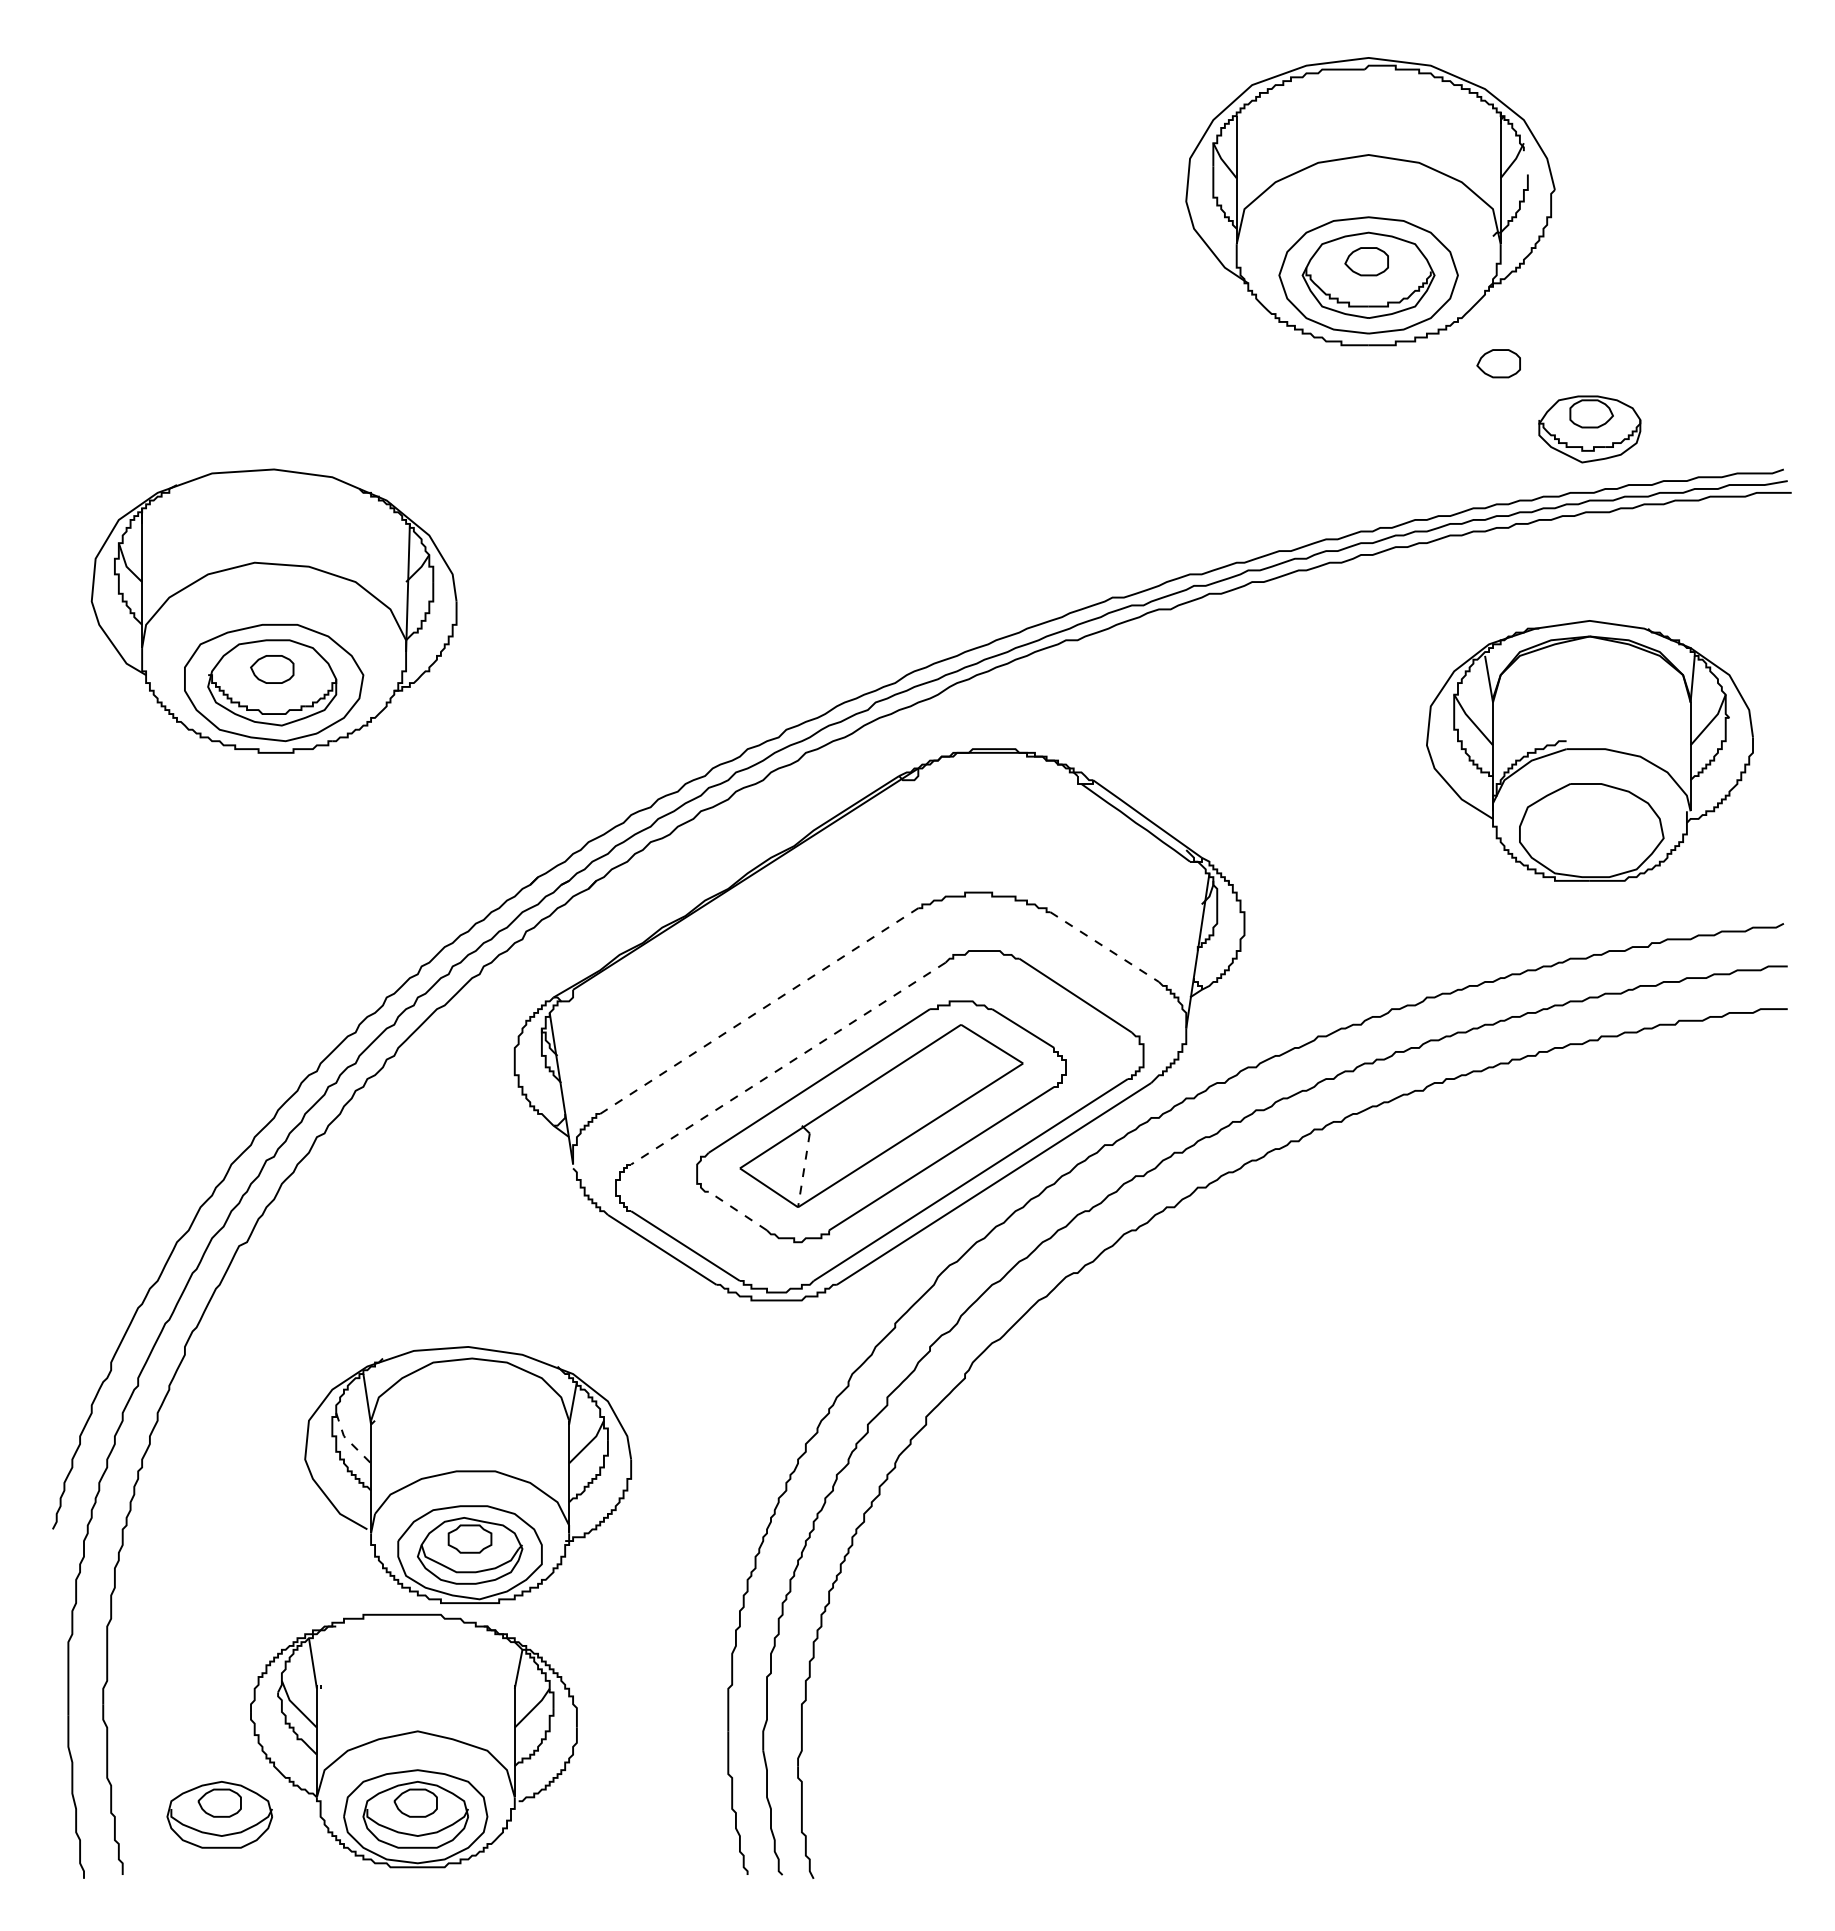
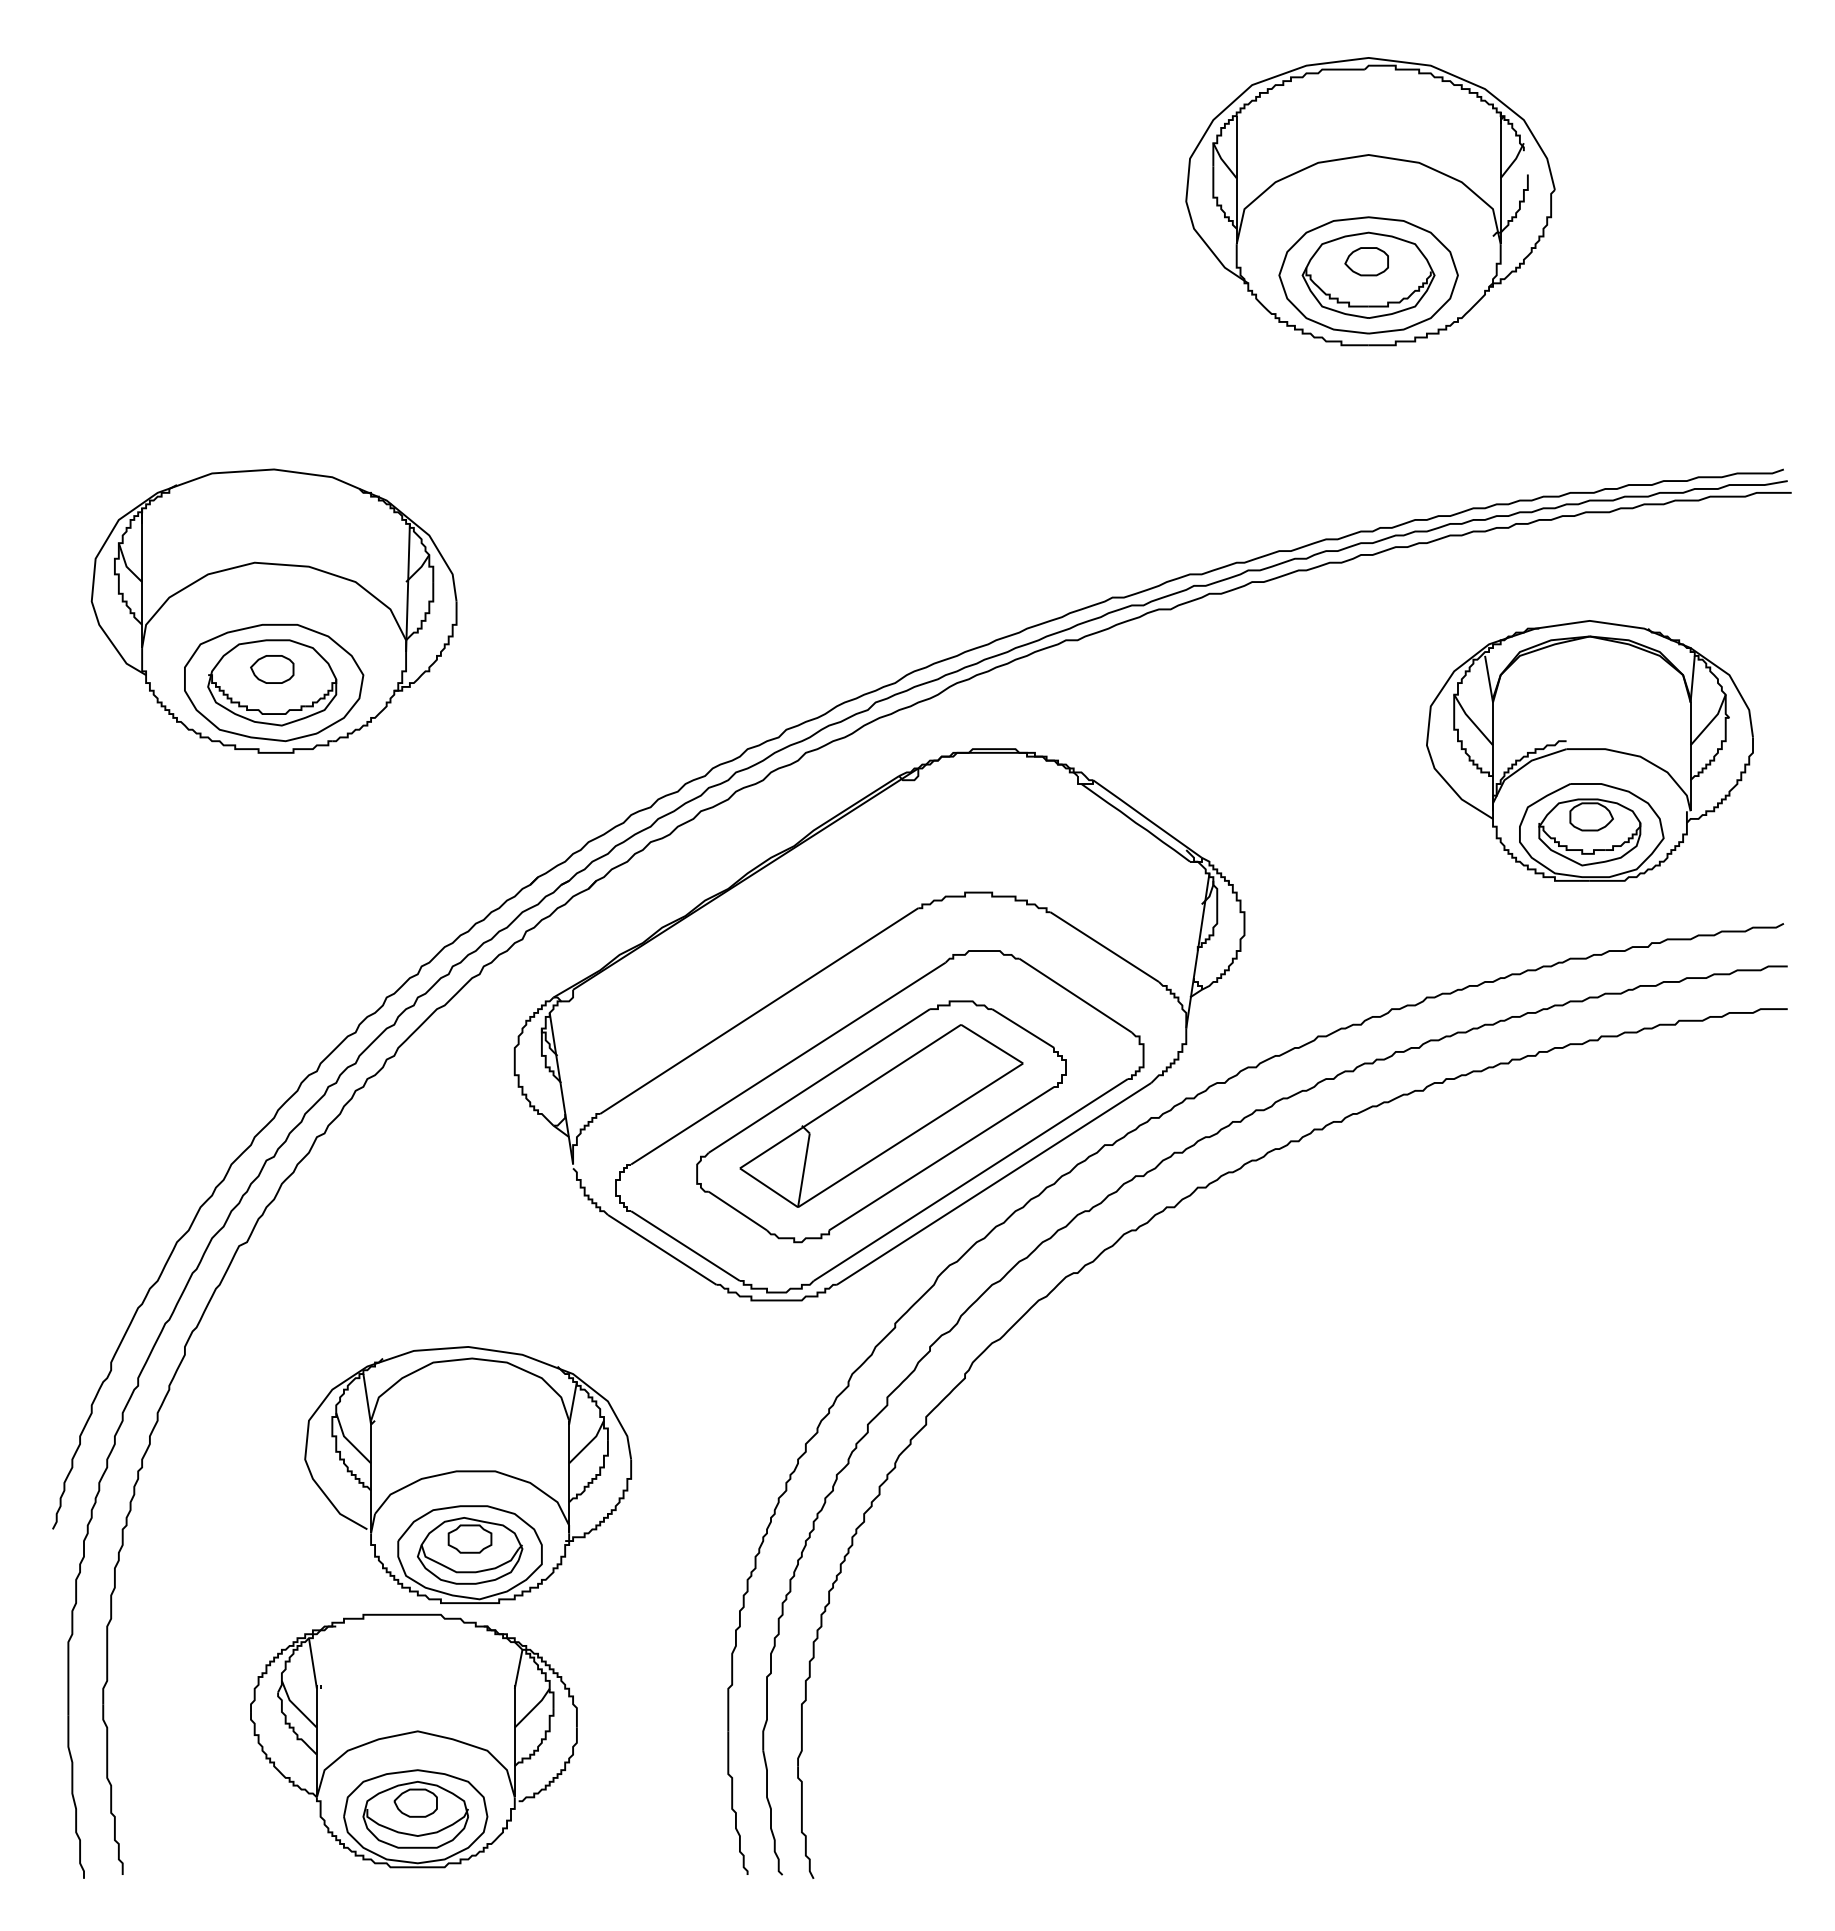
part: present -> none (1498, 363)
part position: (1589, 429) -> (1589, 832) (1589, 832)
line: dashed -> solid (1104, 947)
line: dashed -> solid (759, 1010)
line: dashed -> solid (788, 1063)
line: dashed -> solid (803, 1170)
line: dashed -> solid (737, 1211)
line: dashed -> solid (348, 1441)
part: present -> none (219, 1814)
